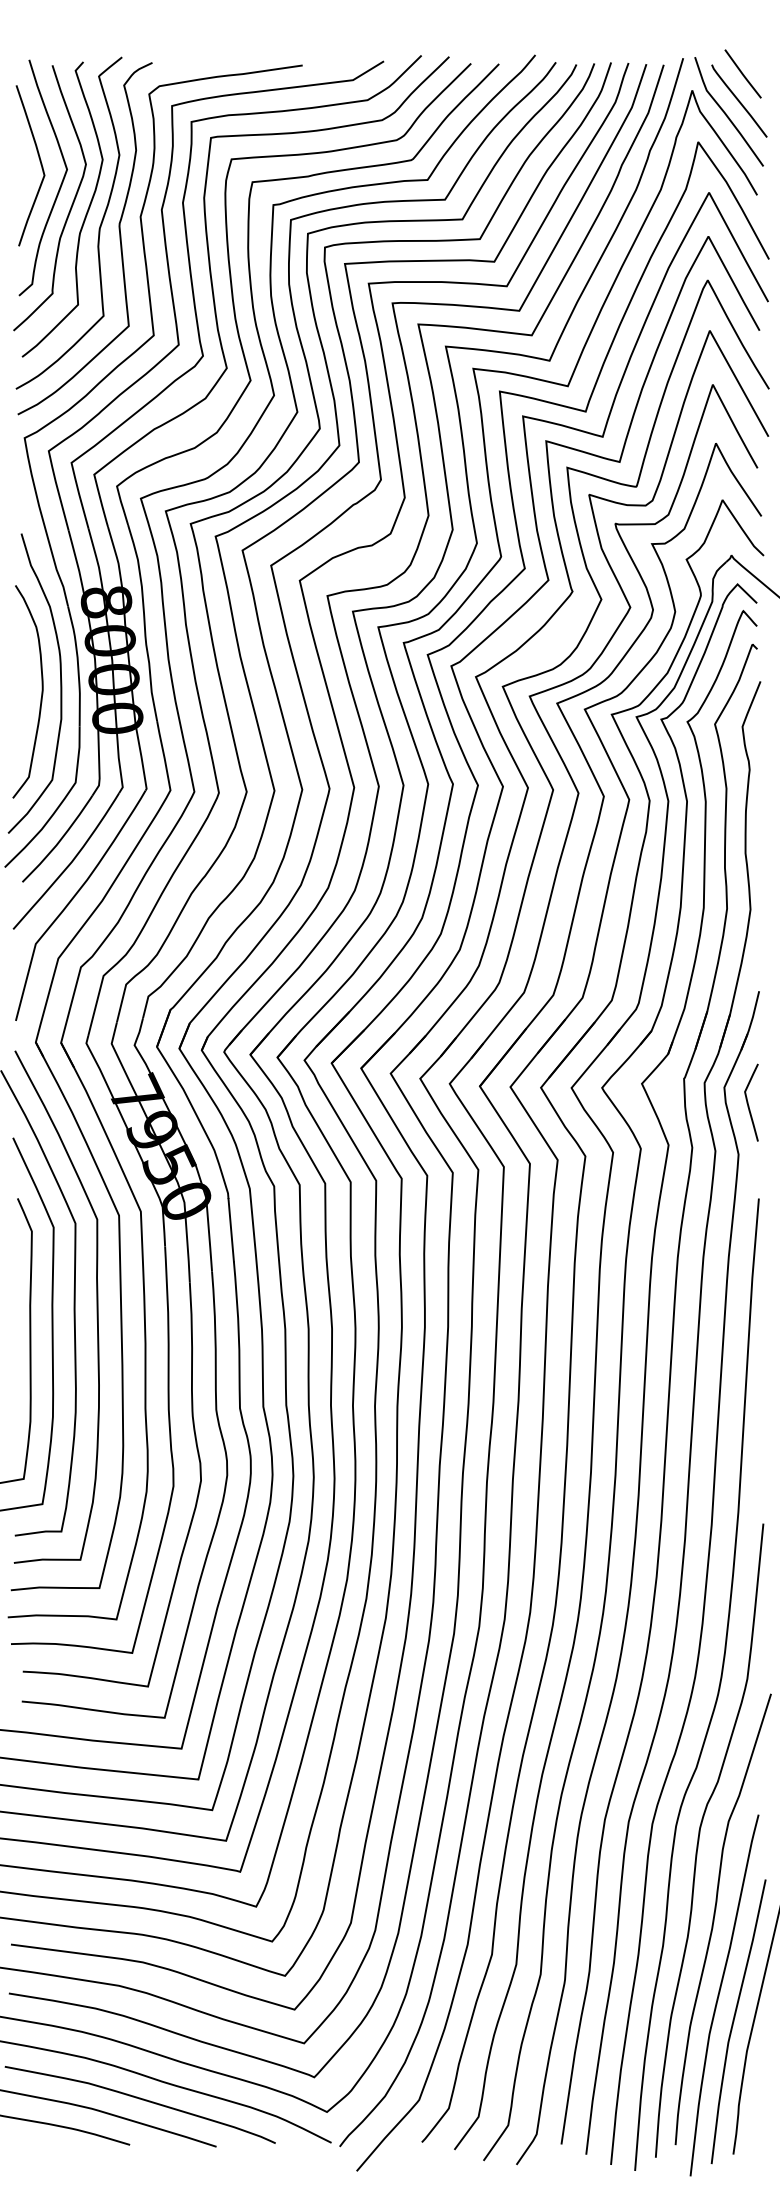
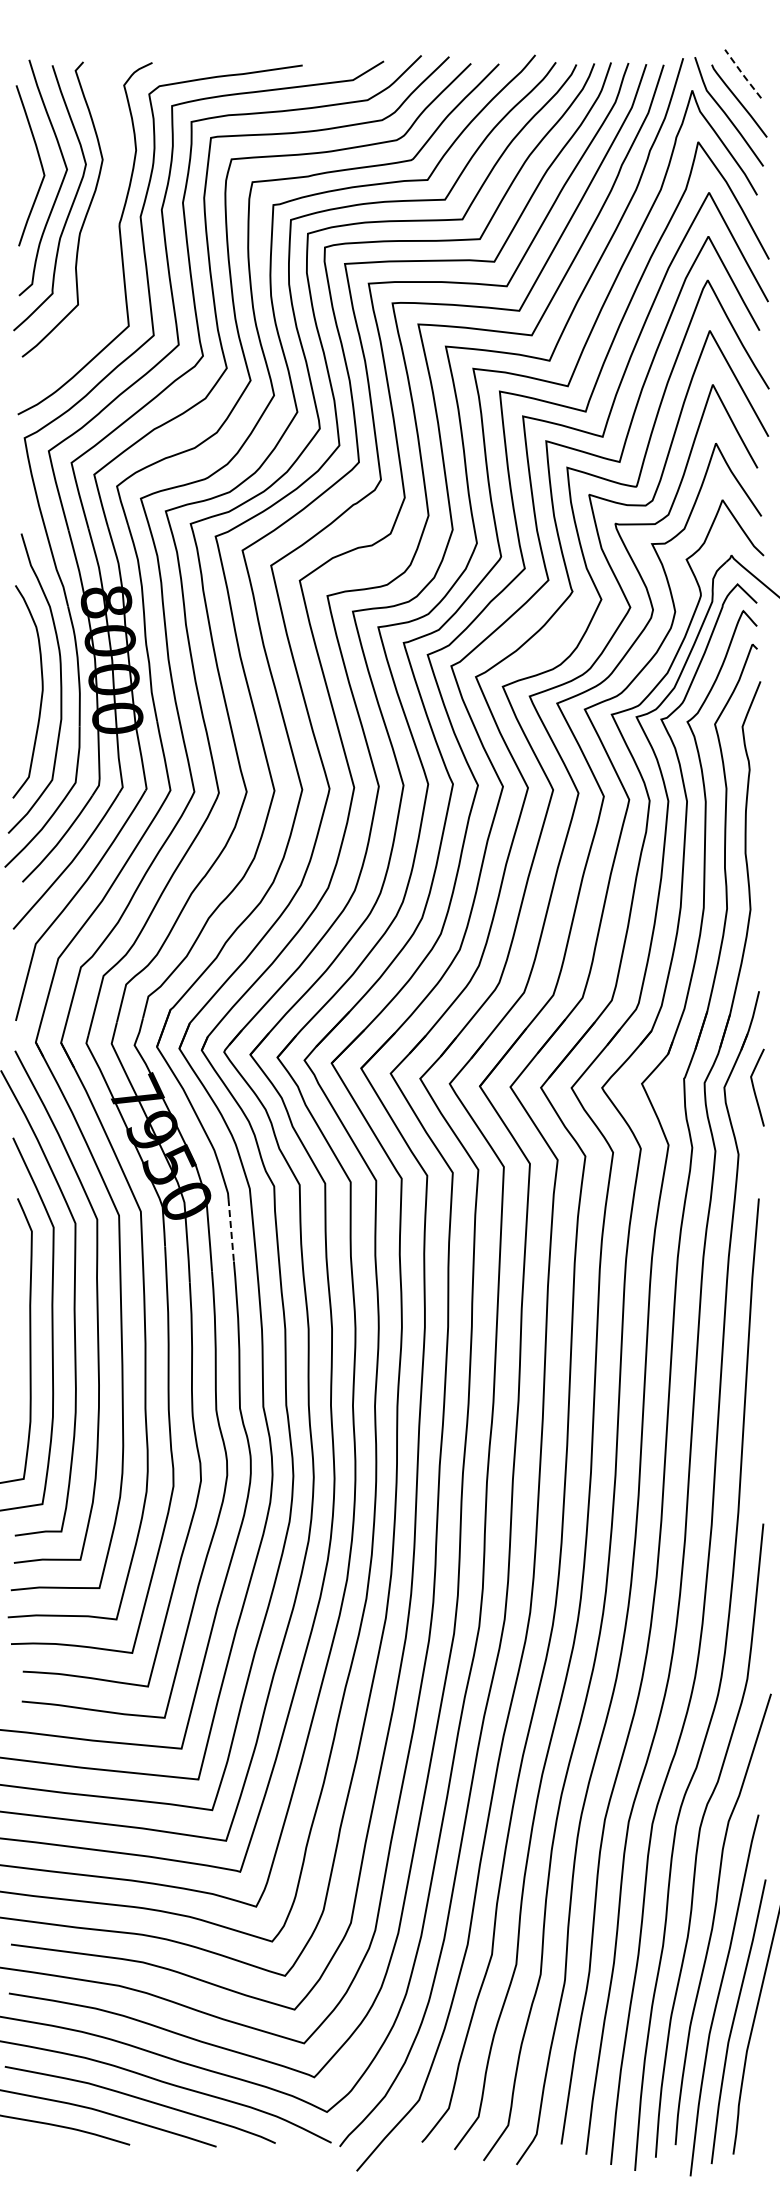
line: solid -> dashed (743, 74)
curve: present -> none (98, 229)
curve position: (748, 1102) -> (754, 1087) (754, 1087)
line: solid -> dashed (231, 1230)
